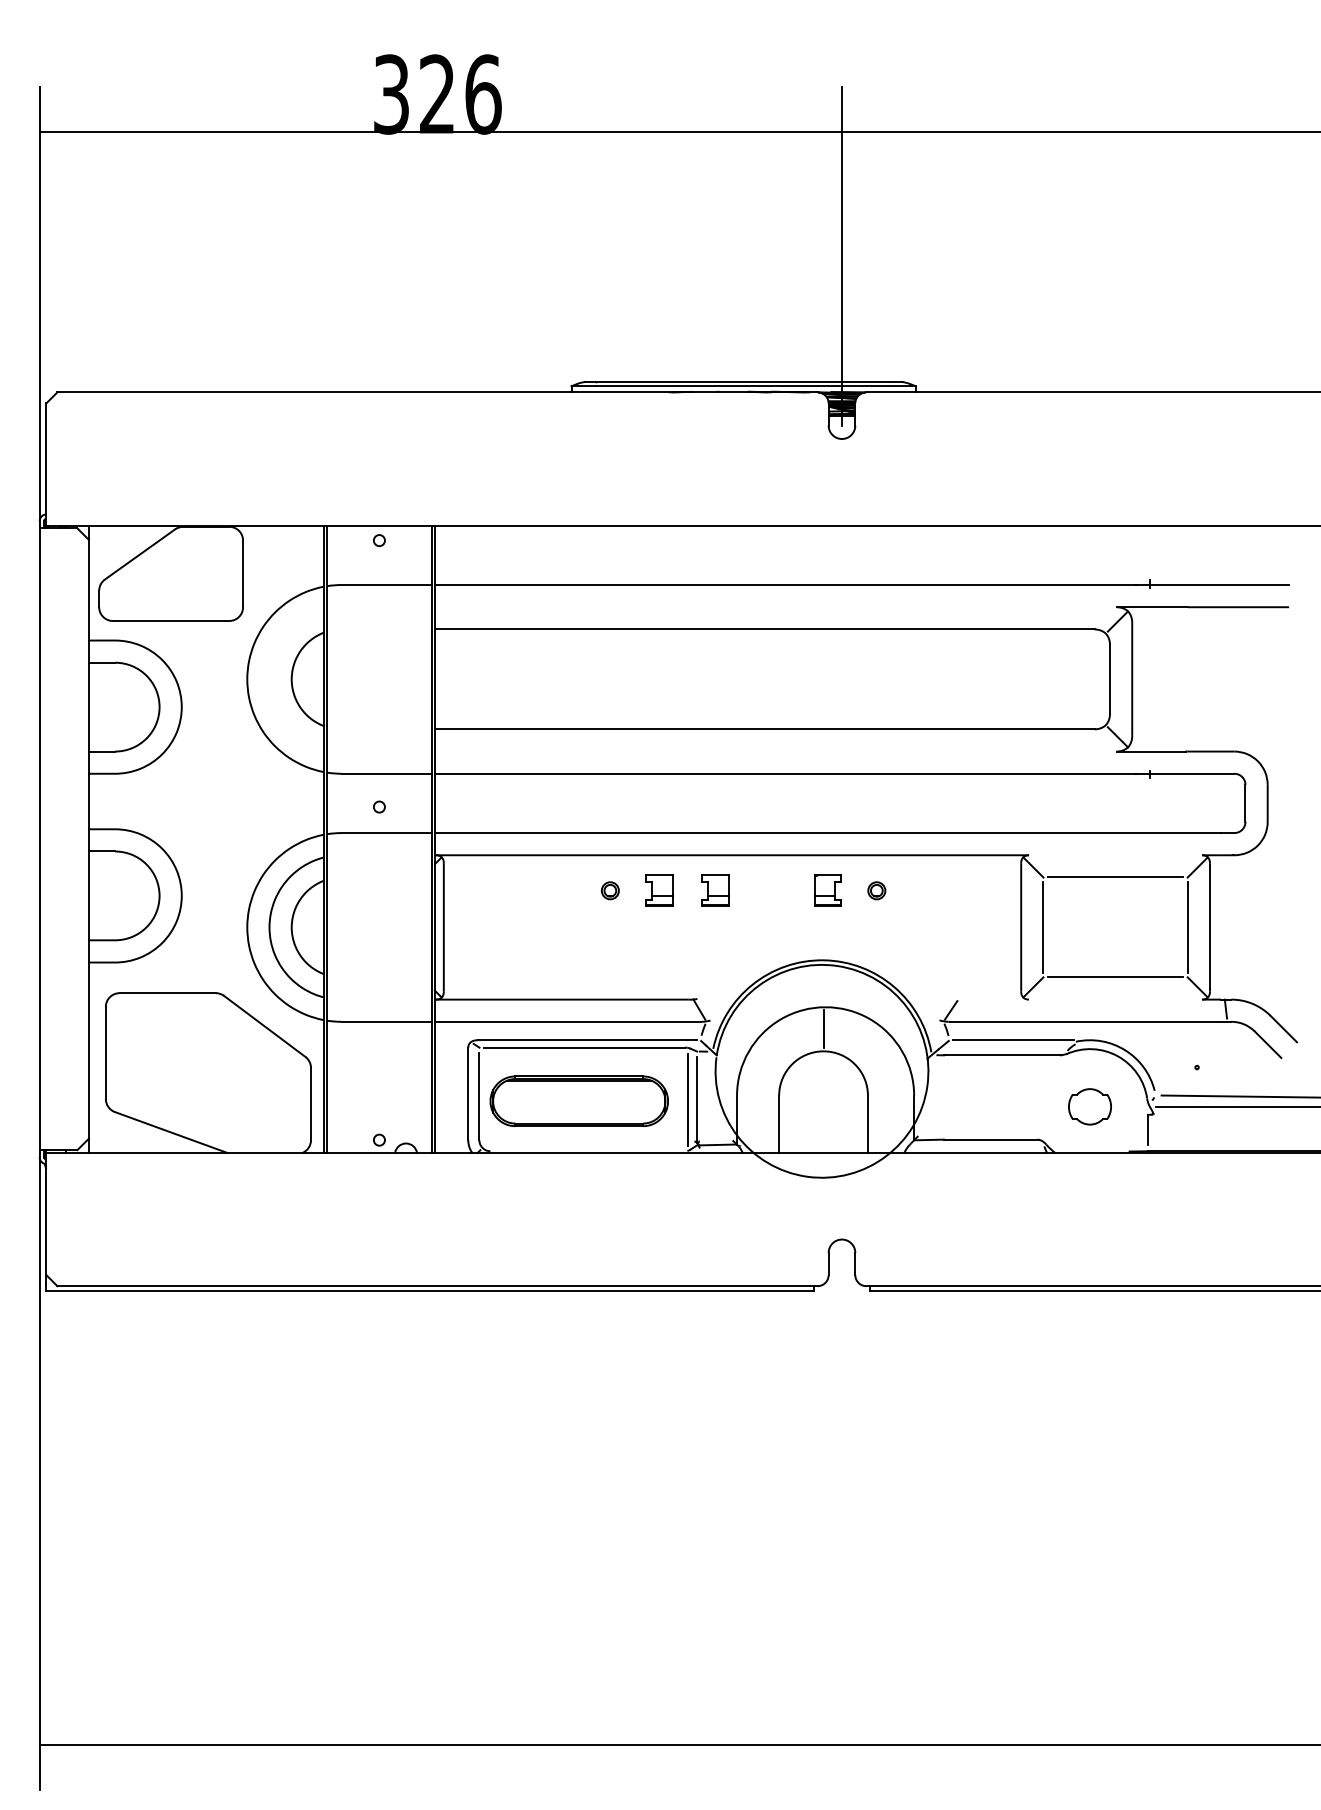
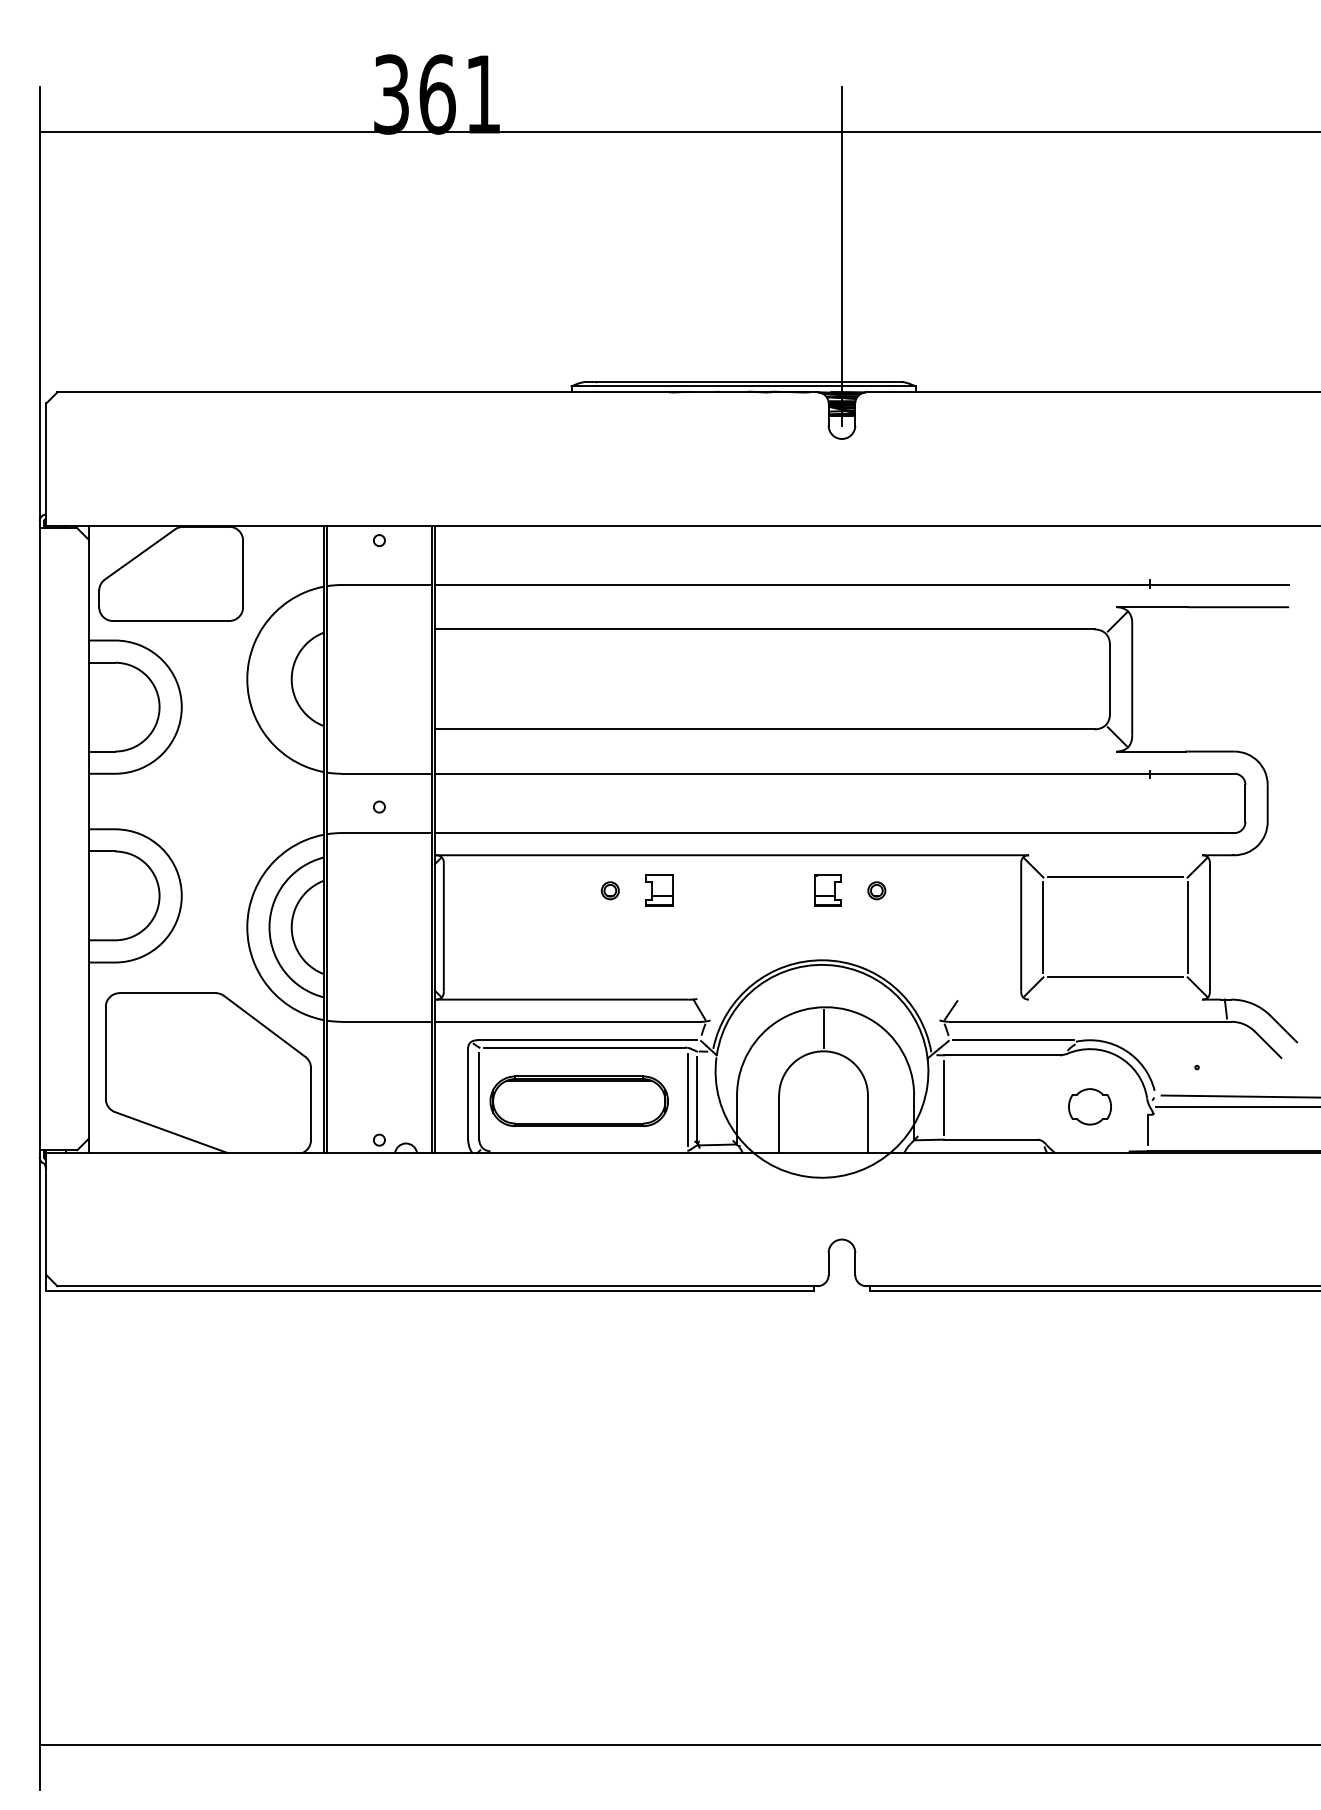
text: 326 -> 361 (460, 94)
part: present -> none (715, 890)
line: none -> present (943, 1097)
